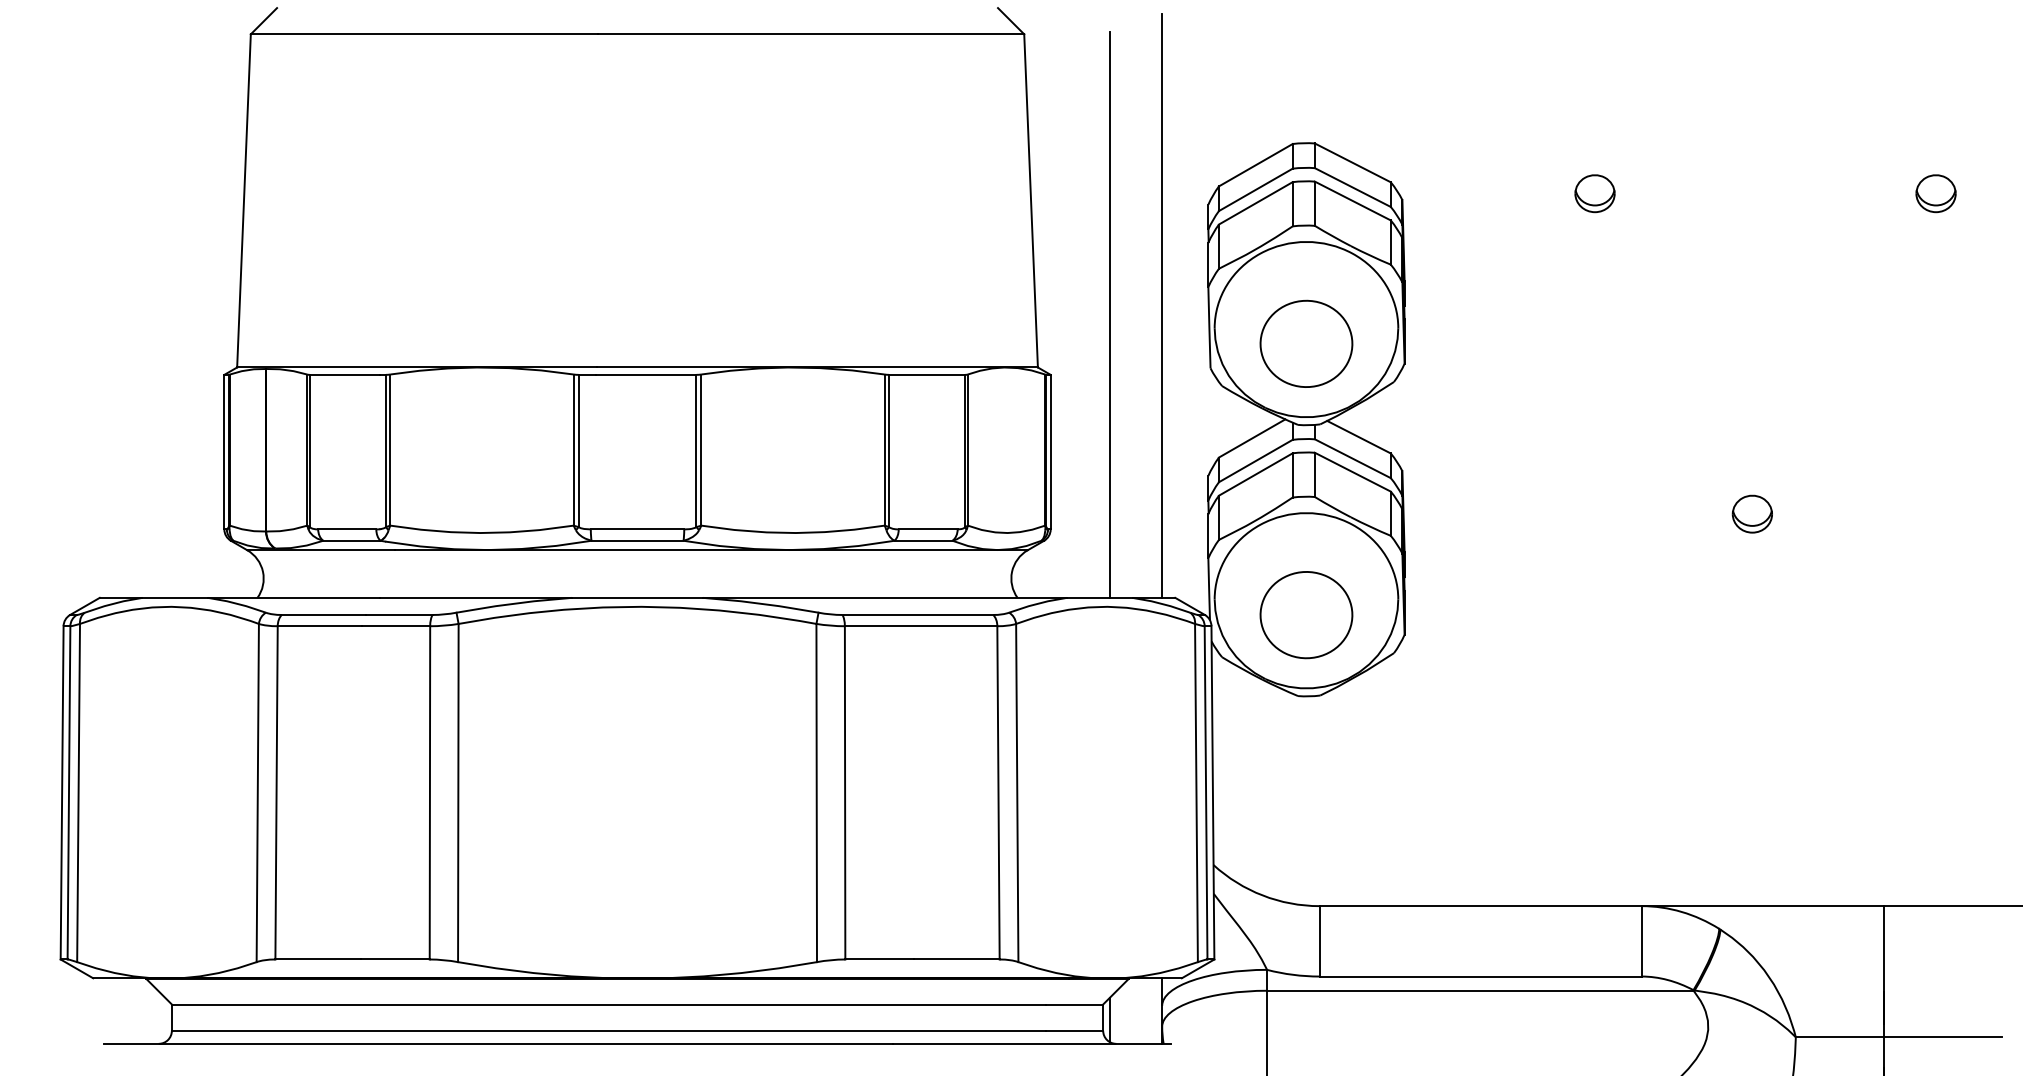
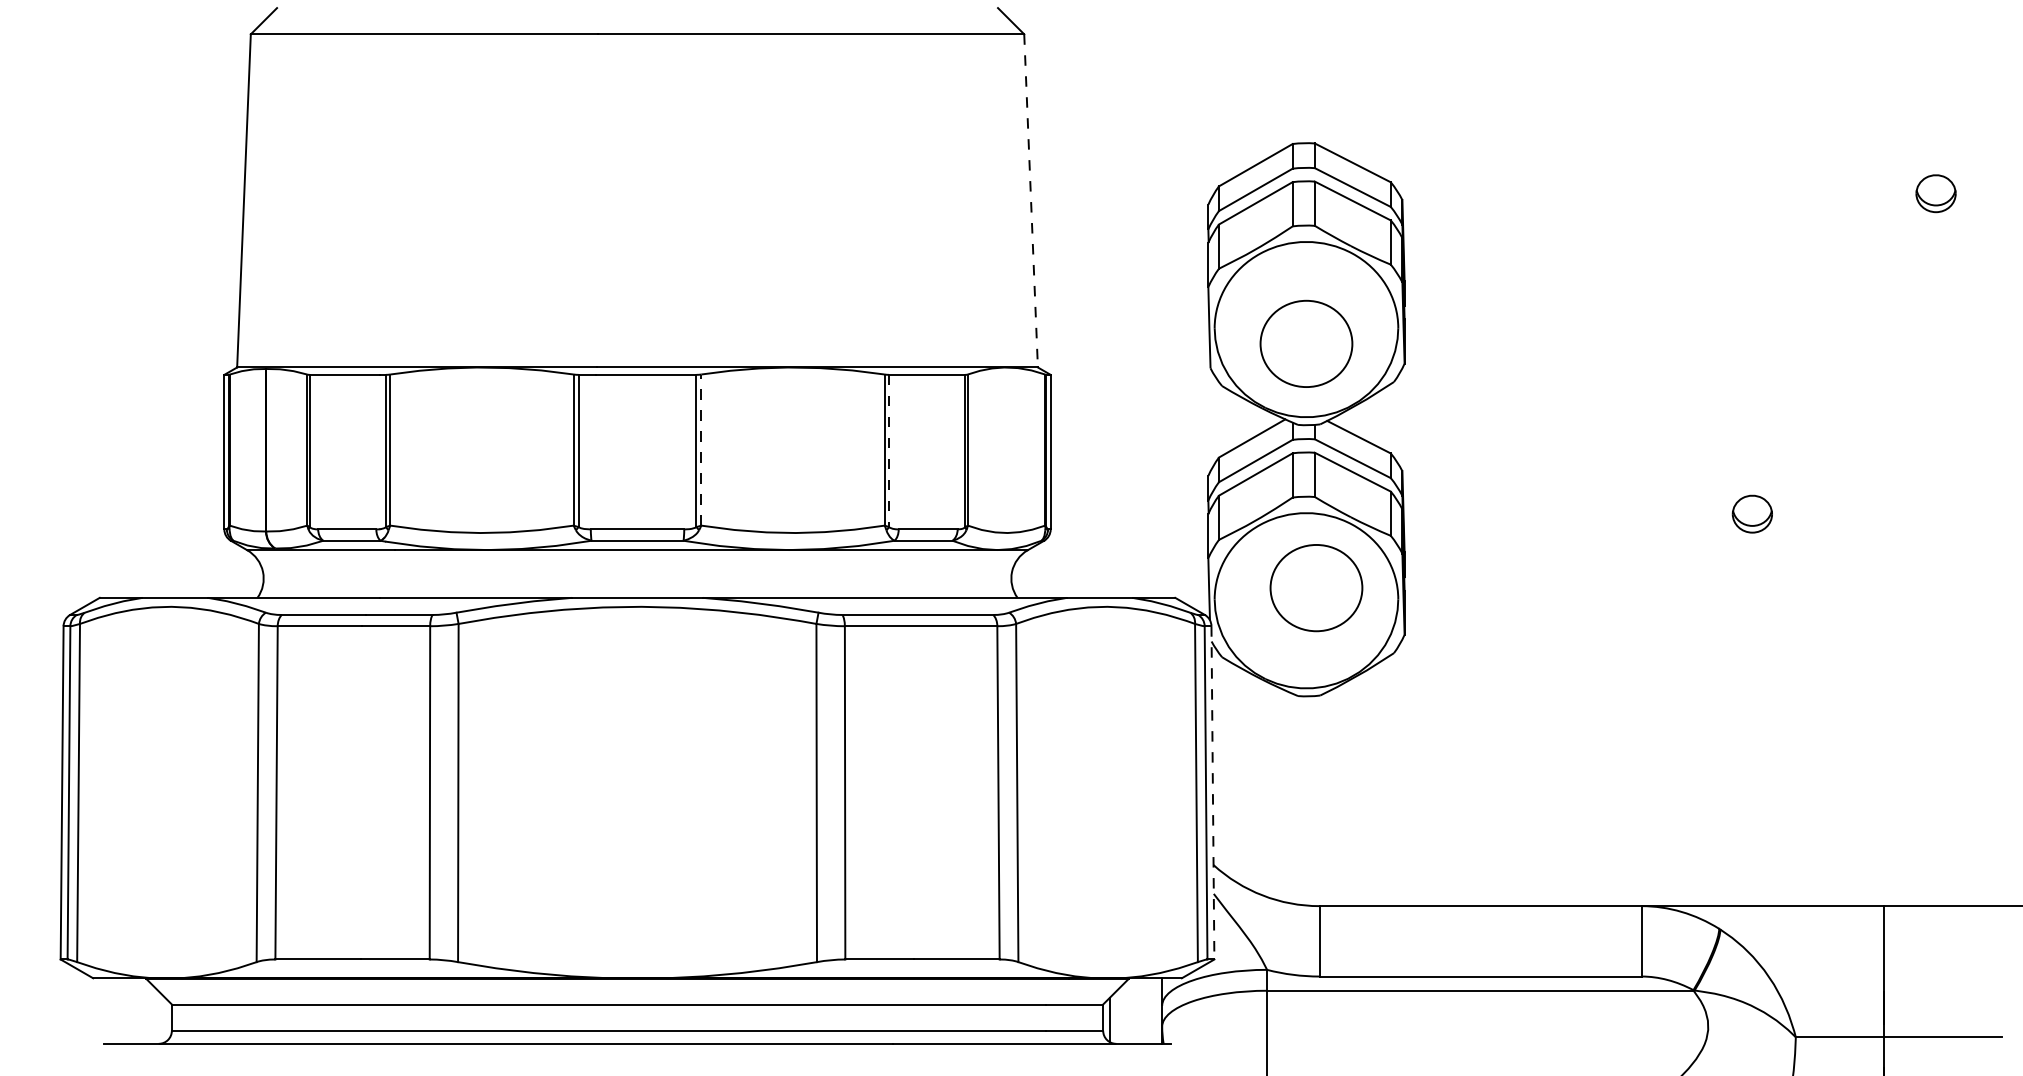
part: present -> none (1594, 193)
line: solid -> dashed (1031, 200)
line: present -> none (1162, 305)
line: present -> none (1109, 314)
line: solid -> dashed (701, 450)
line: solid -> dashed (889, 451)
part position: (1306, 615) -> (1316, 588) (1316, 588)
line: solid -> dashed (1212, 792)
